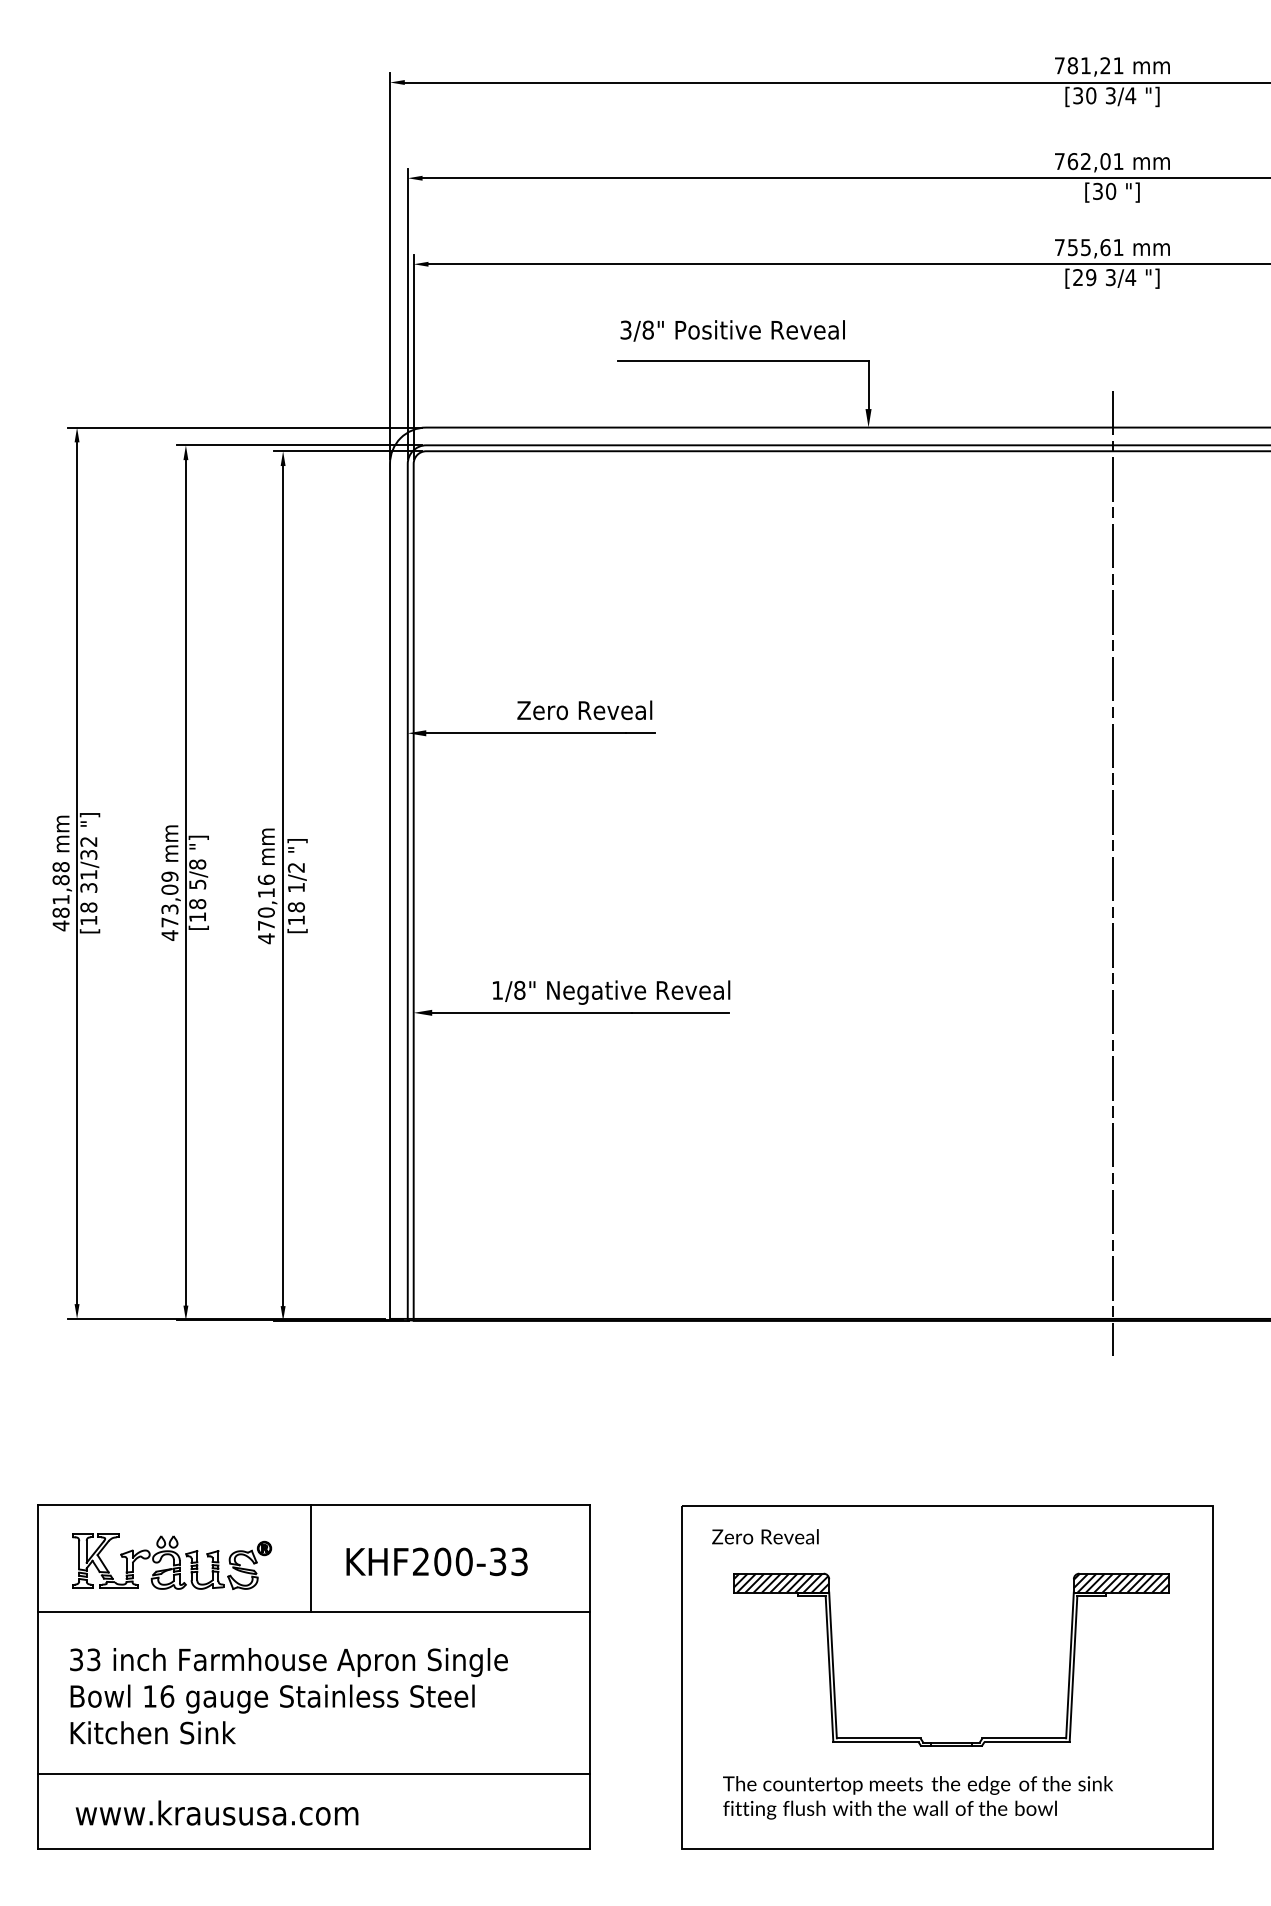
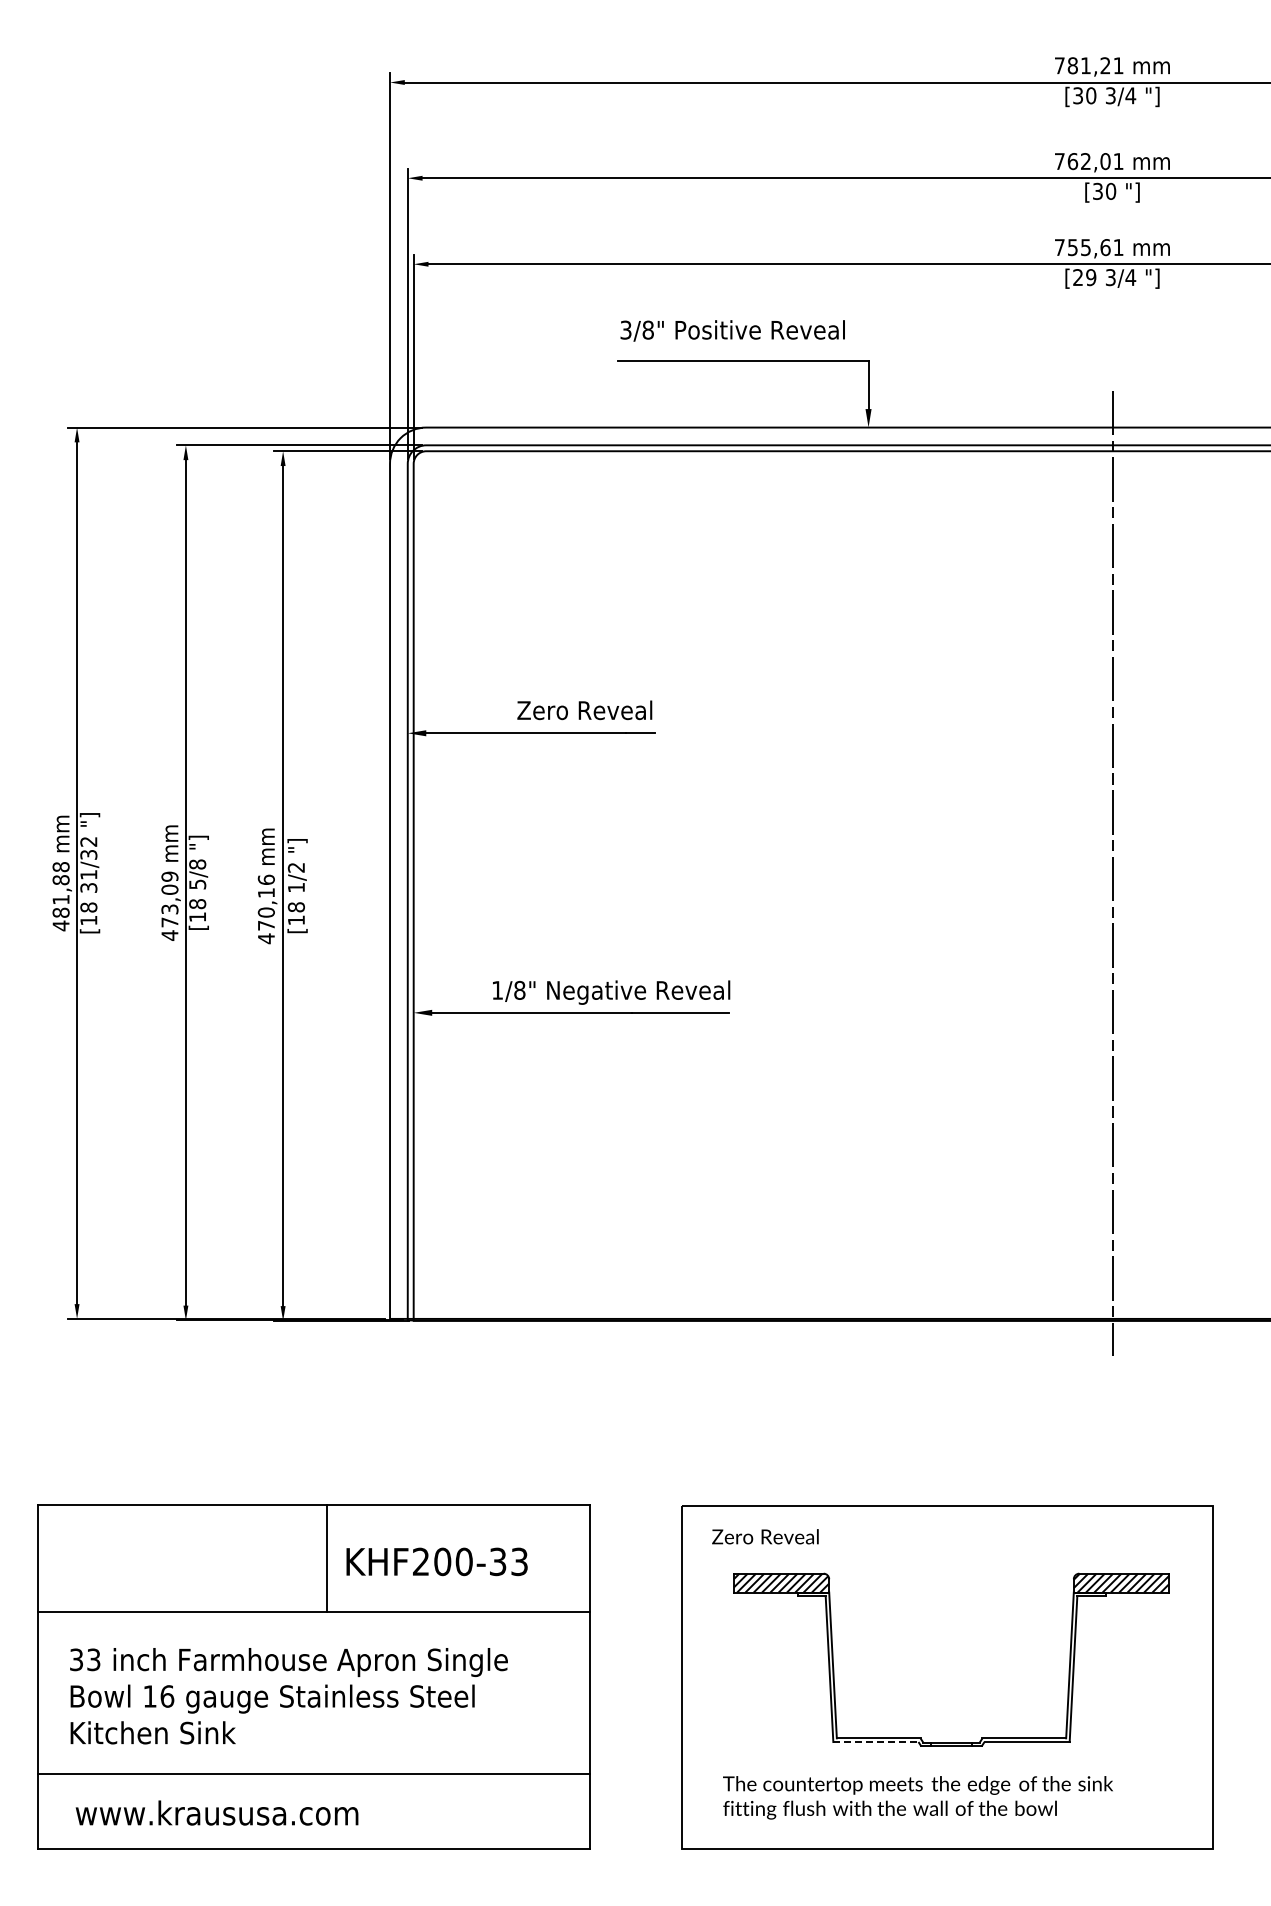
line position: (310, 1558) -> (326, 1558) (326, 1558)
part: present -> none (172, 1561)
line: solid -> dashed (875, 1742)
